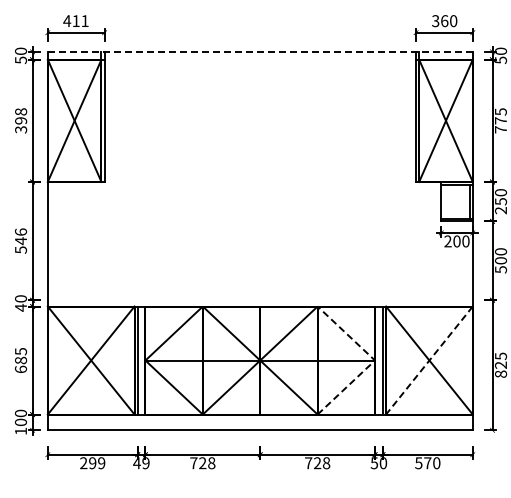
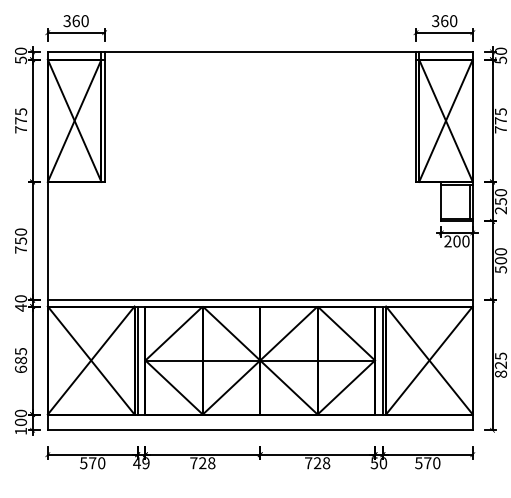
text: 411 -> 360 (75, 21)
line: dashed -> solid (260, 51)
text: 398 -> 775 (21, 120)
text: 546 -> 750 (21, 240)
line: none -> present (259, 300)
line: dashed -> solid (375, 360)
line: dashed -> solid (429, 360)
text: 299 -> 570 (92, 463)
